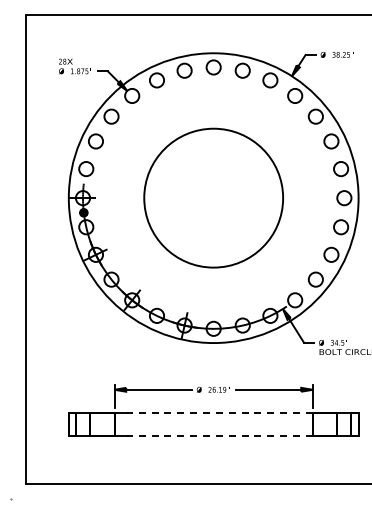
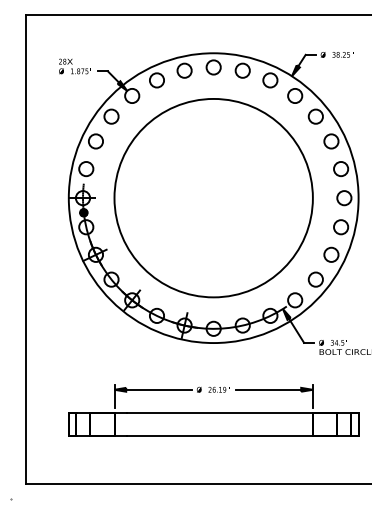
circle diameter: 139 px -> 198 px (213, 197)
line: dashed -> solid (219, 412)
line: dashed -> solid (219, 435)
